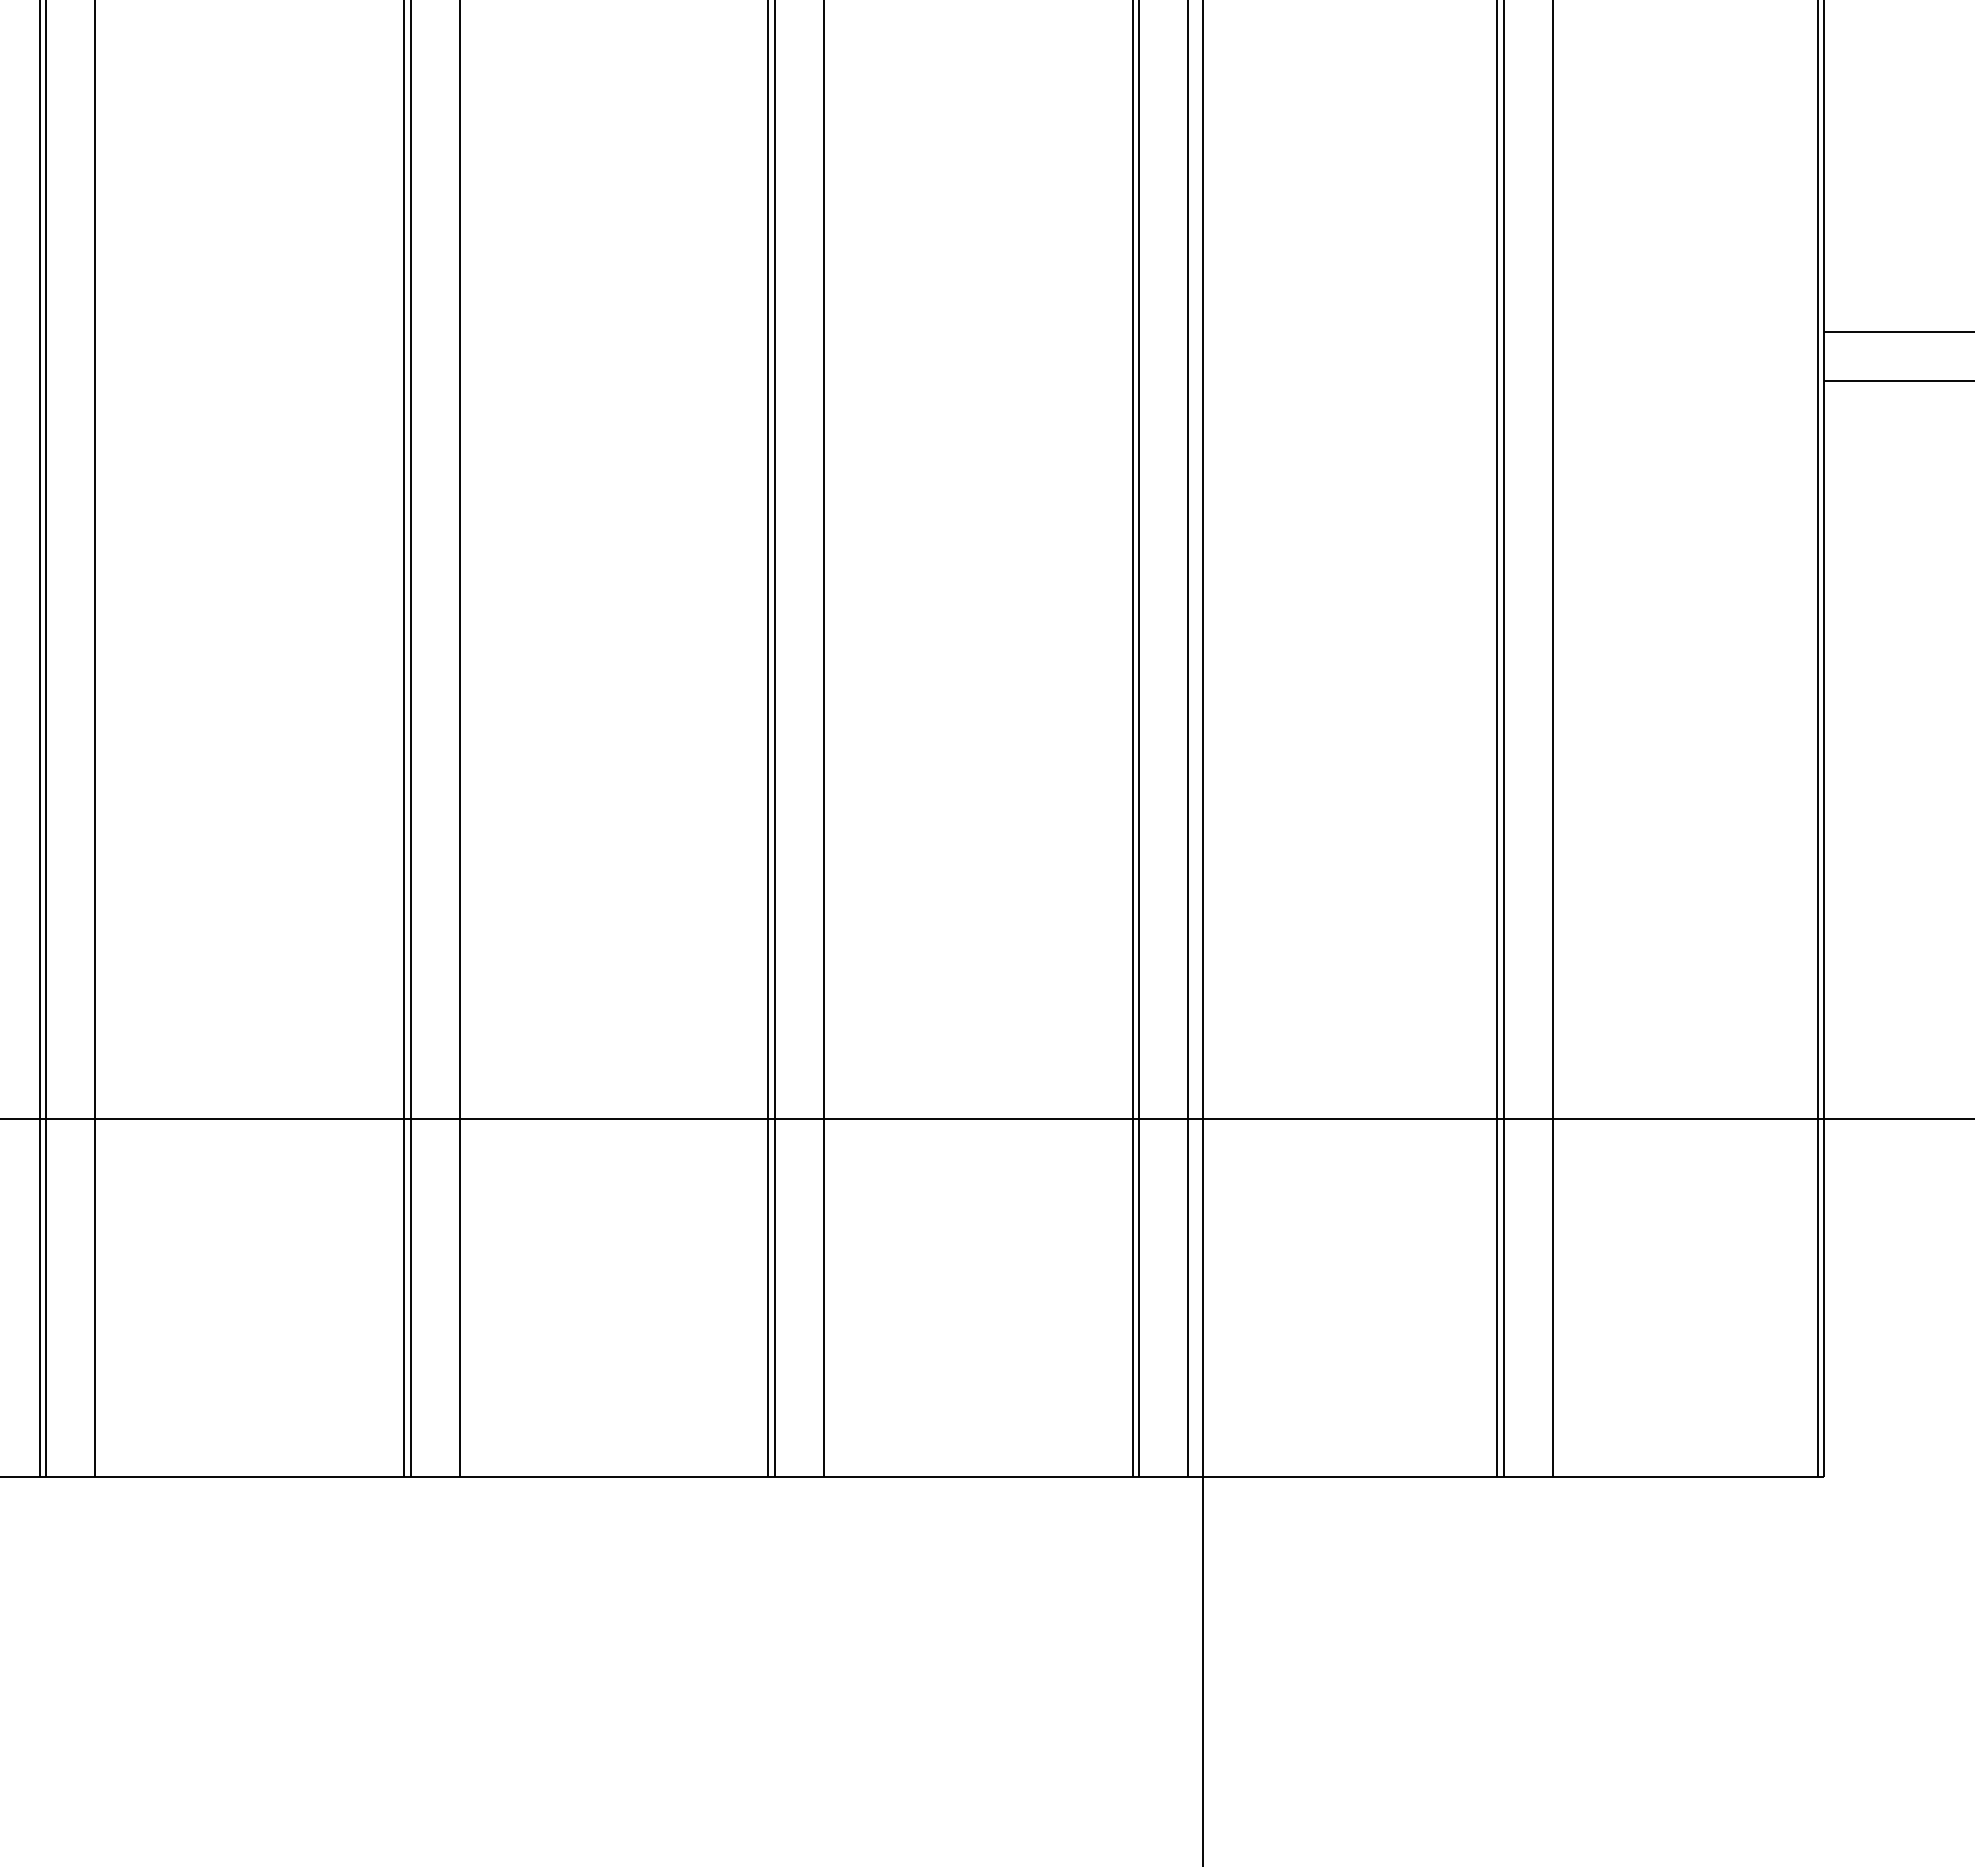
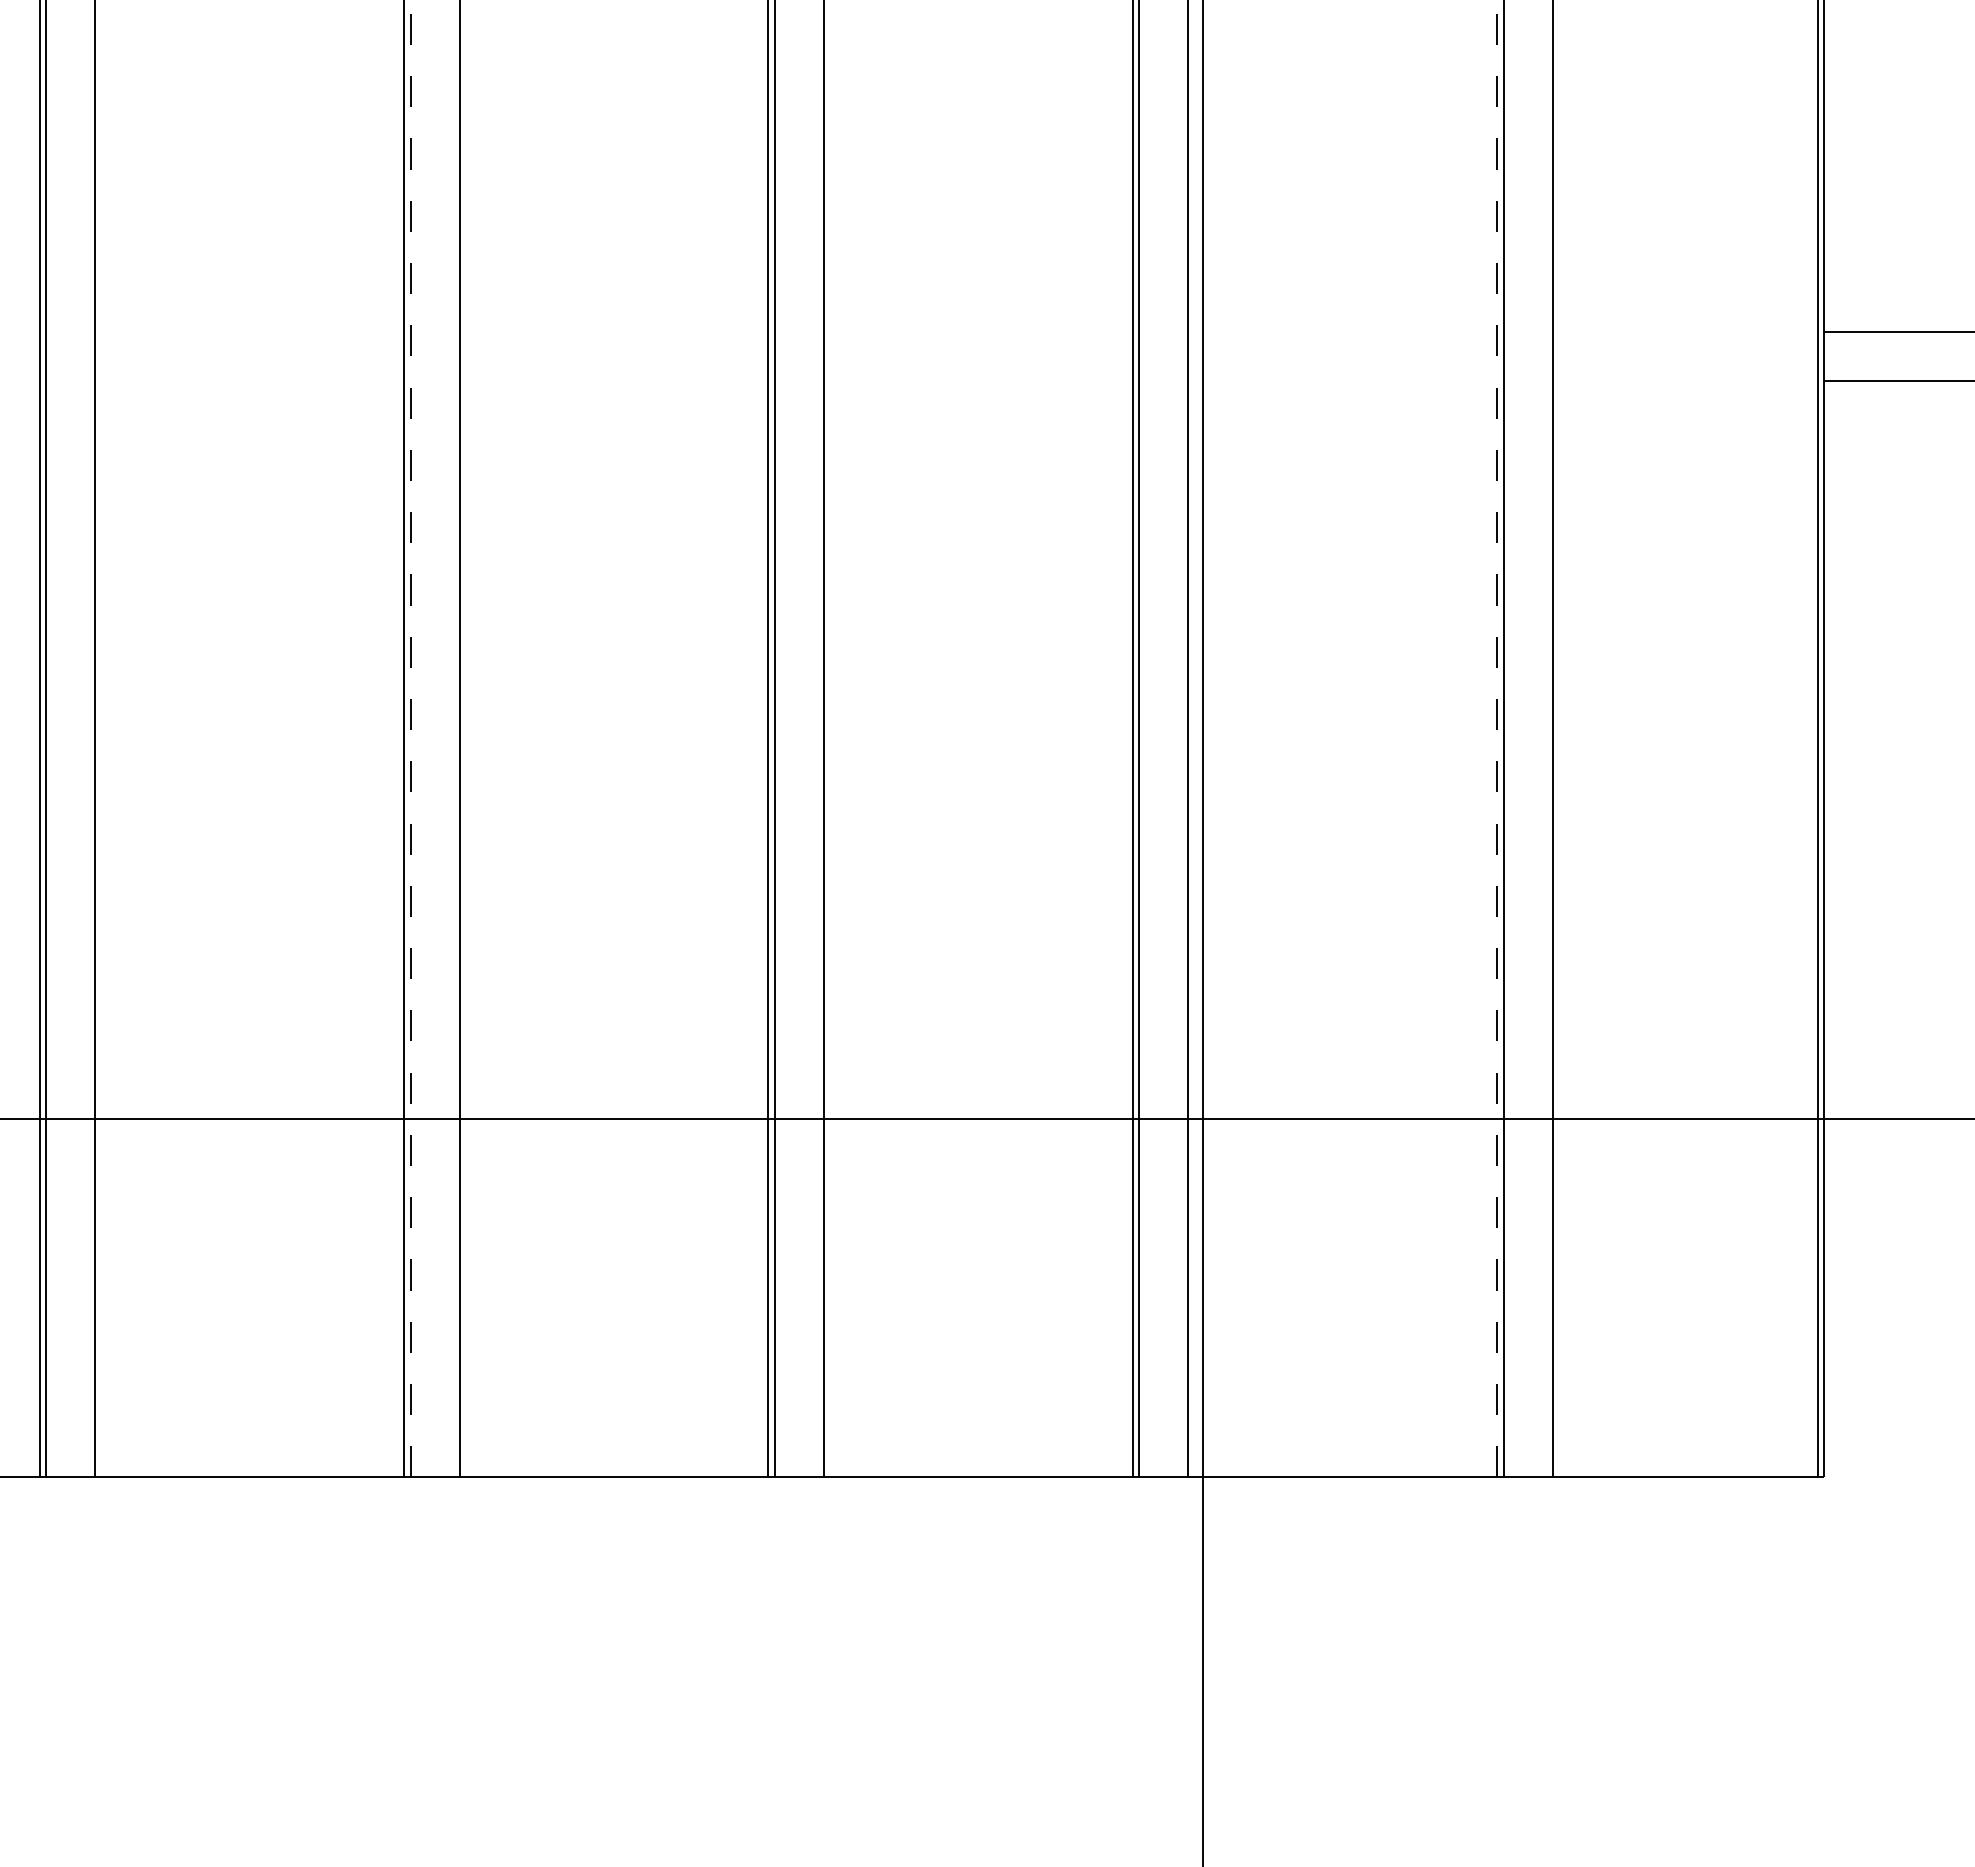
line: solid -> dashed (410, 738)
line: solid -> dashed (1496, 738)
